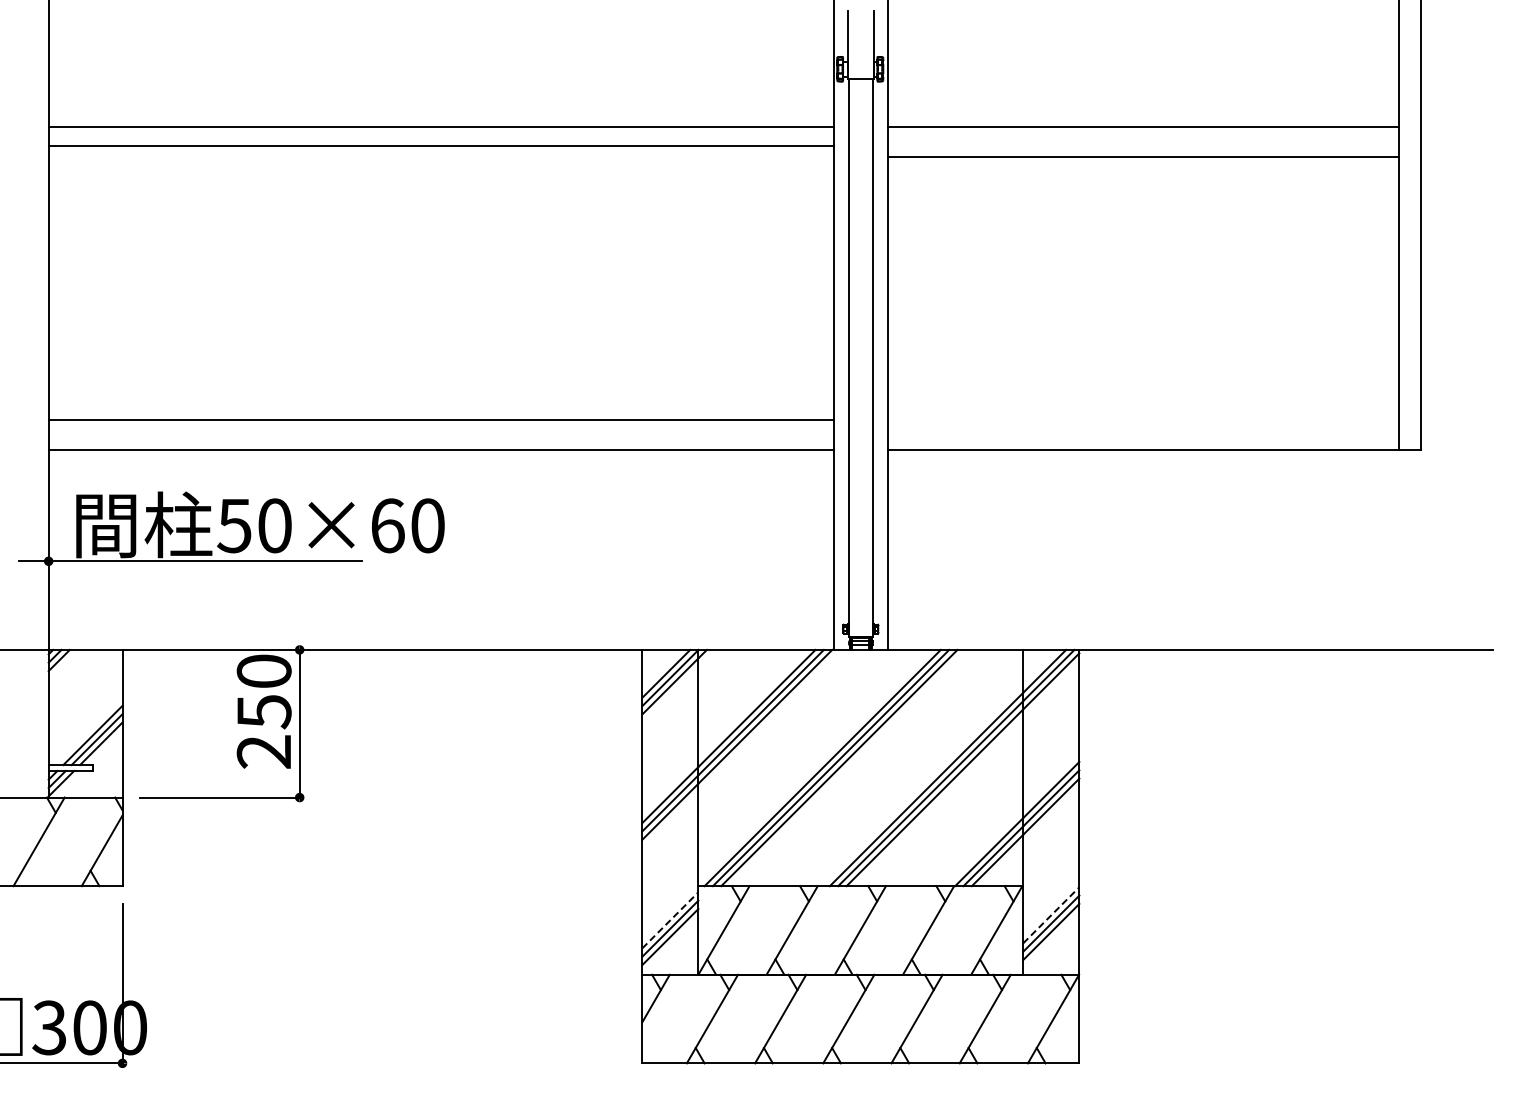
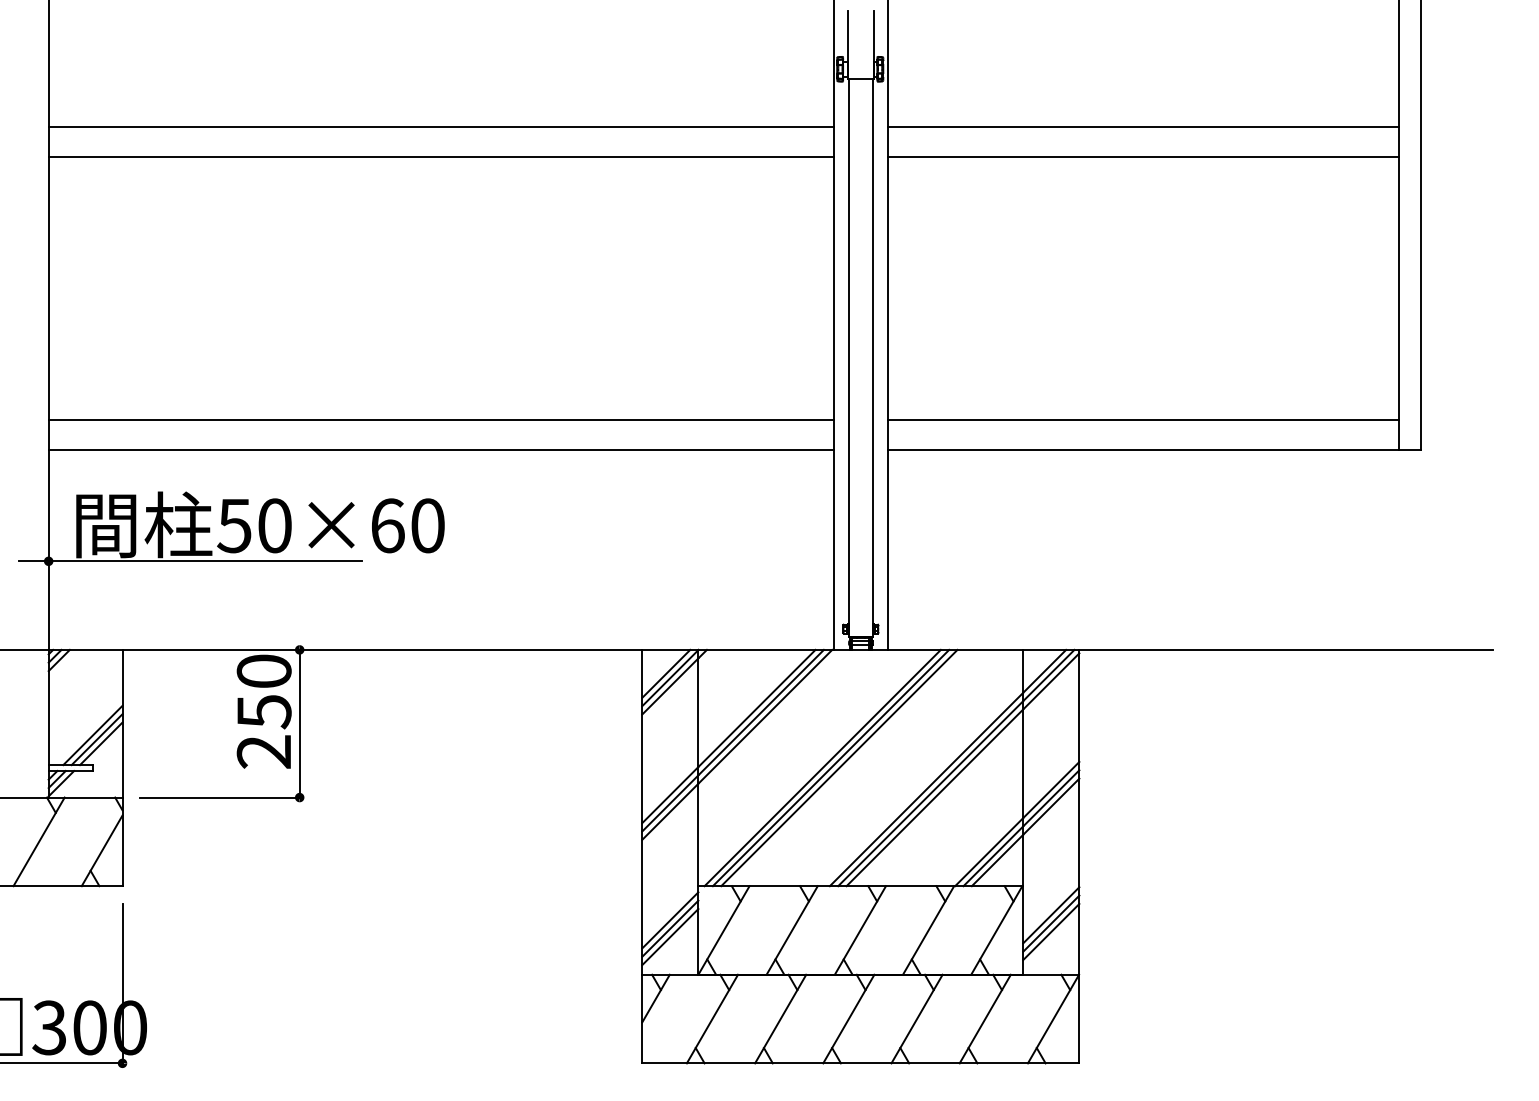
line position: (441, 145) -> (441, 156) (441, 156)
line: none -> present (1142, 420)
line: dashed -> solid (1051, 915)
line: dashed -> solid (670, 920)
